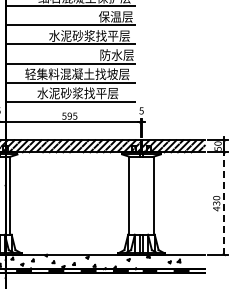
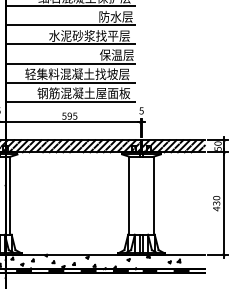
text: 保温层 -> 防水层 (110, 16)
text: 防水层 -> 保温层 (110, 54)
text: 水泥砂浆找平层 -> 钢筋混凝土屋面板 (83, 93)
line: dashed -> solid (224, 204)
